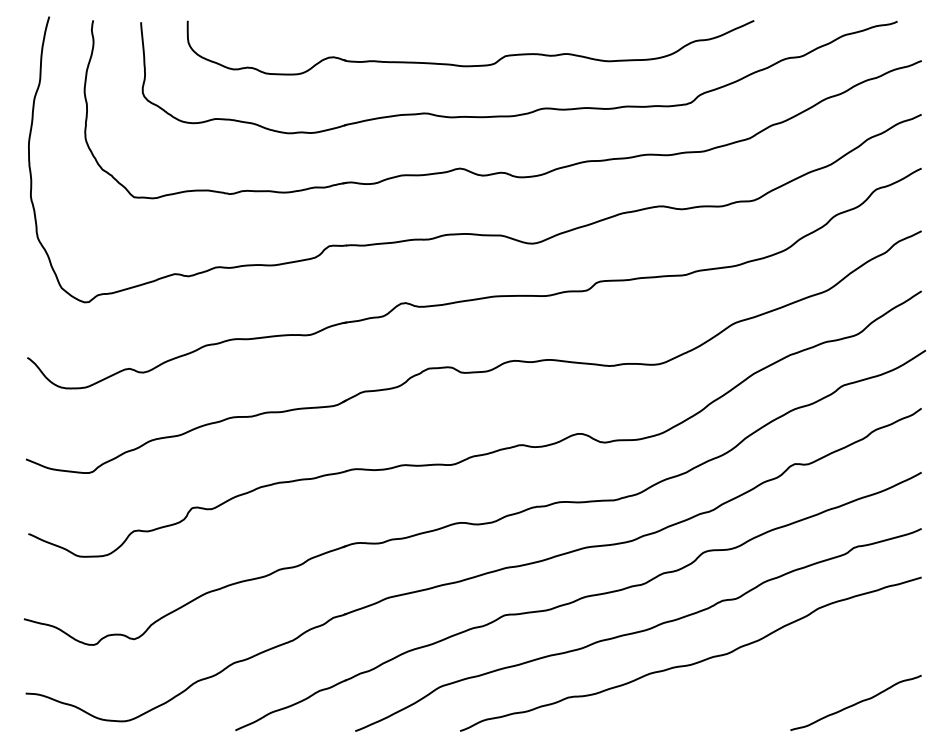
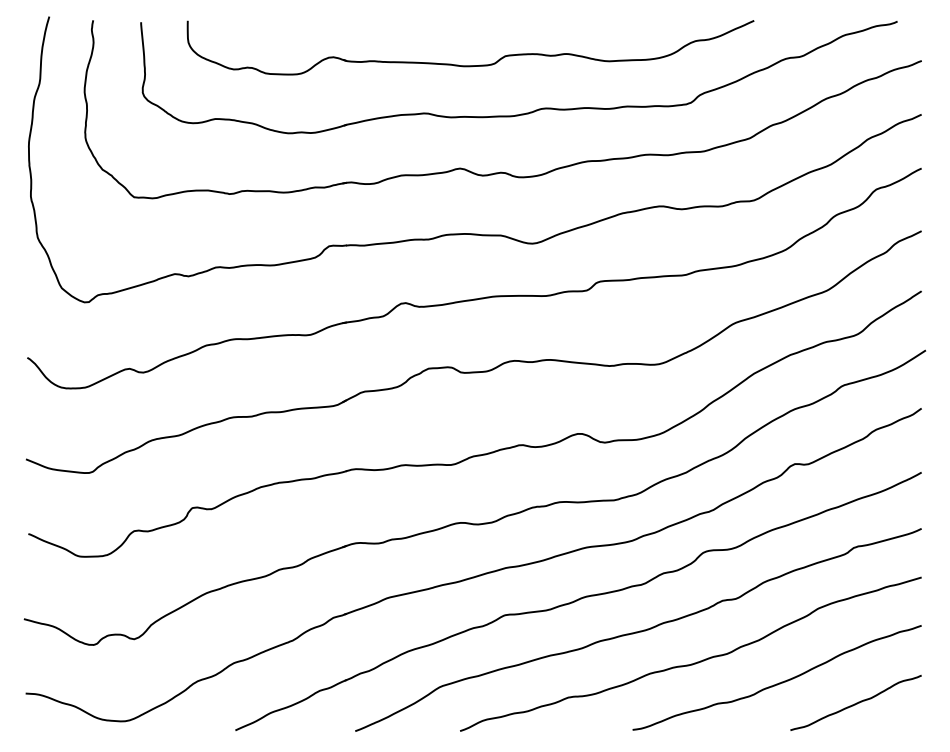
curve: none -> present (779, 682)
